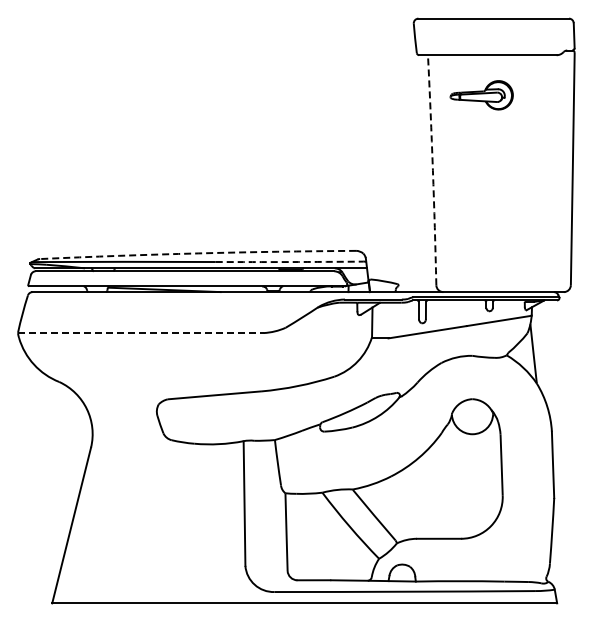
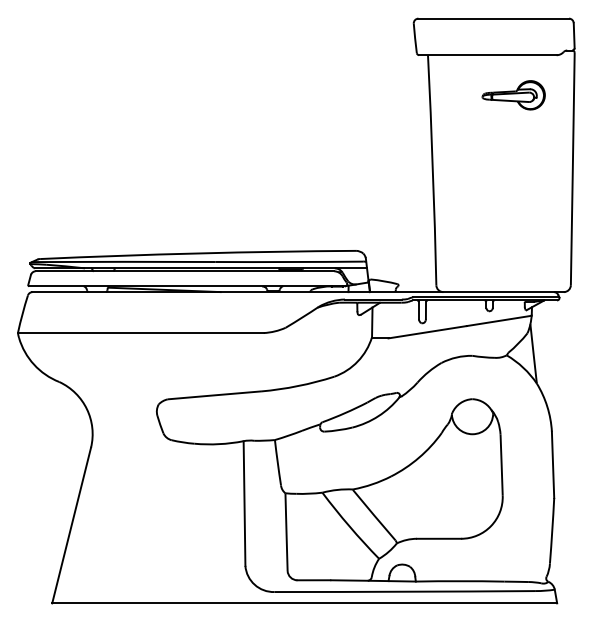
part position: (481, 95) -> (513, 95) (513, 95)
arc: dashed -> solid (432, 170)
arc: dashed -> solid (198, 253)
arc: dashed -> solid (289, 262)
line: dashed -> solid (140, 333)
